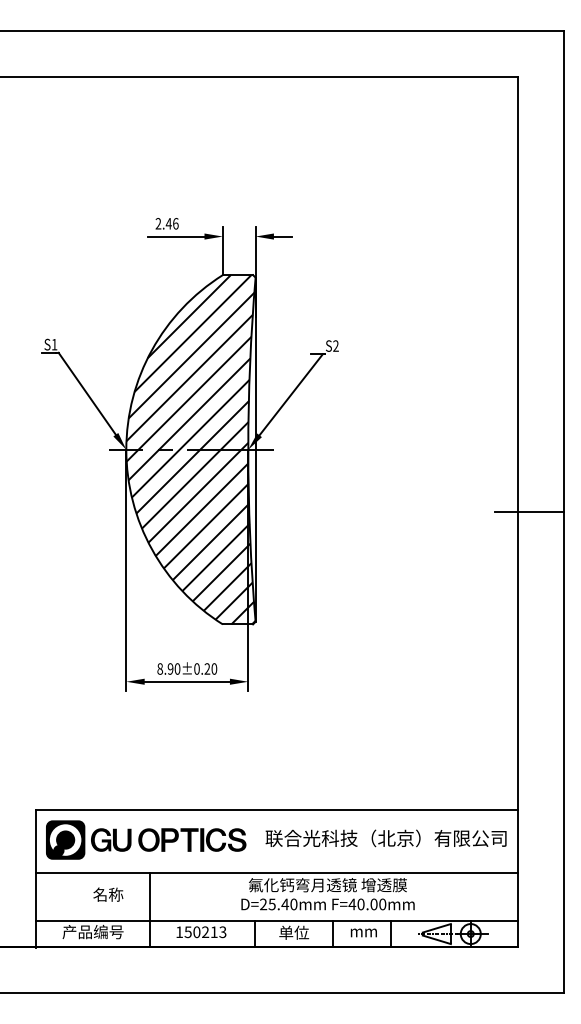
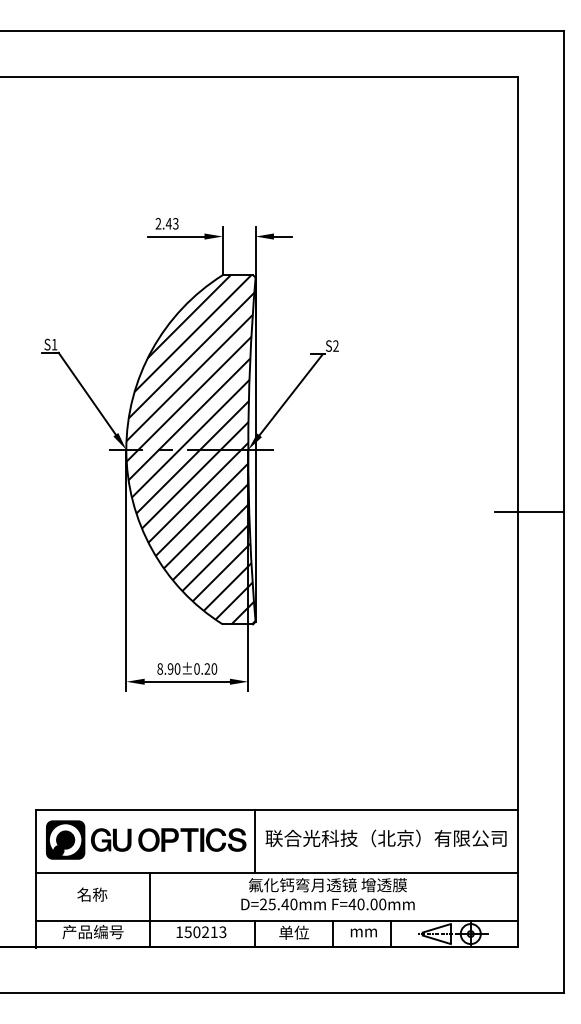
text: 2.46 -> 2.43 (175, 223)
line: none -> present (254, 840)
text position: (108, 894) -> (92, 894) (92, 894)
